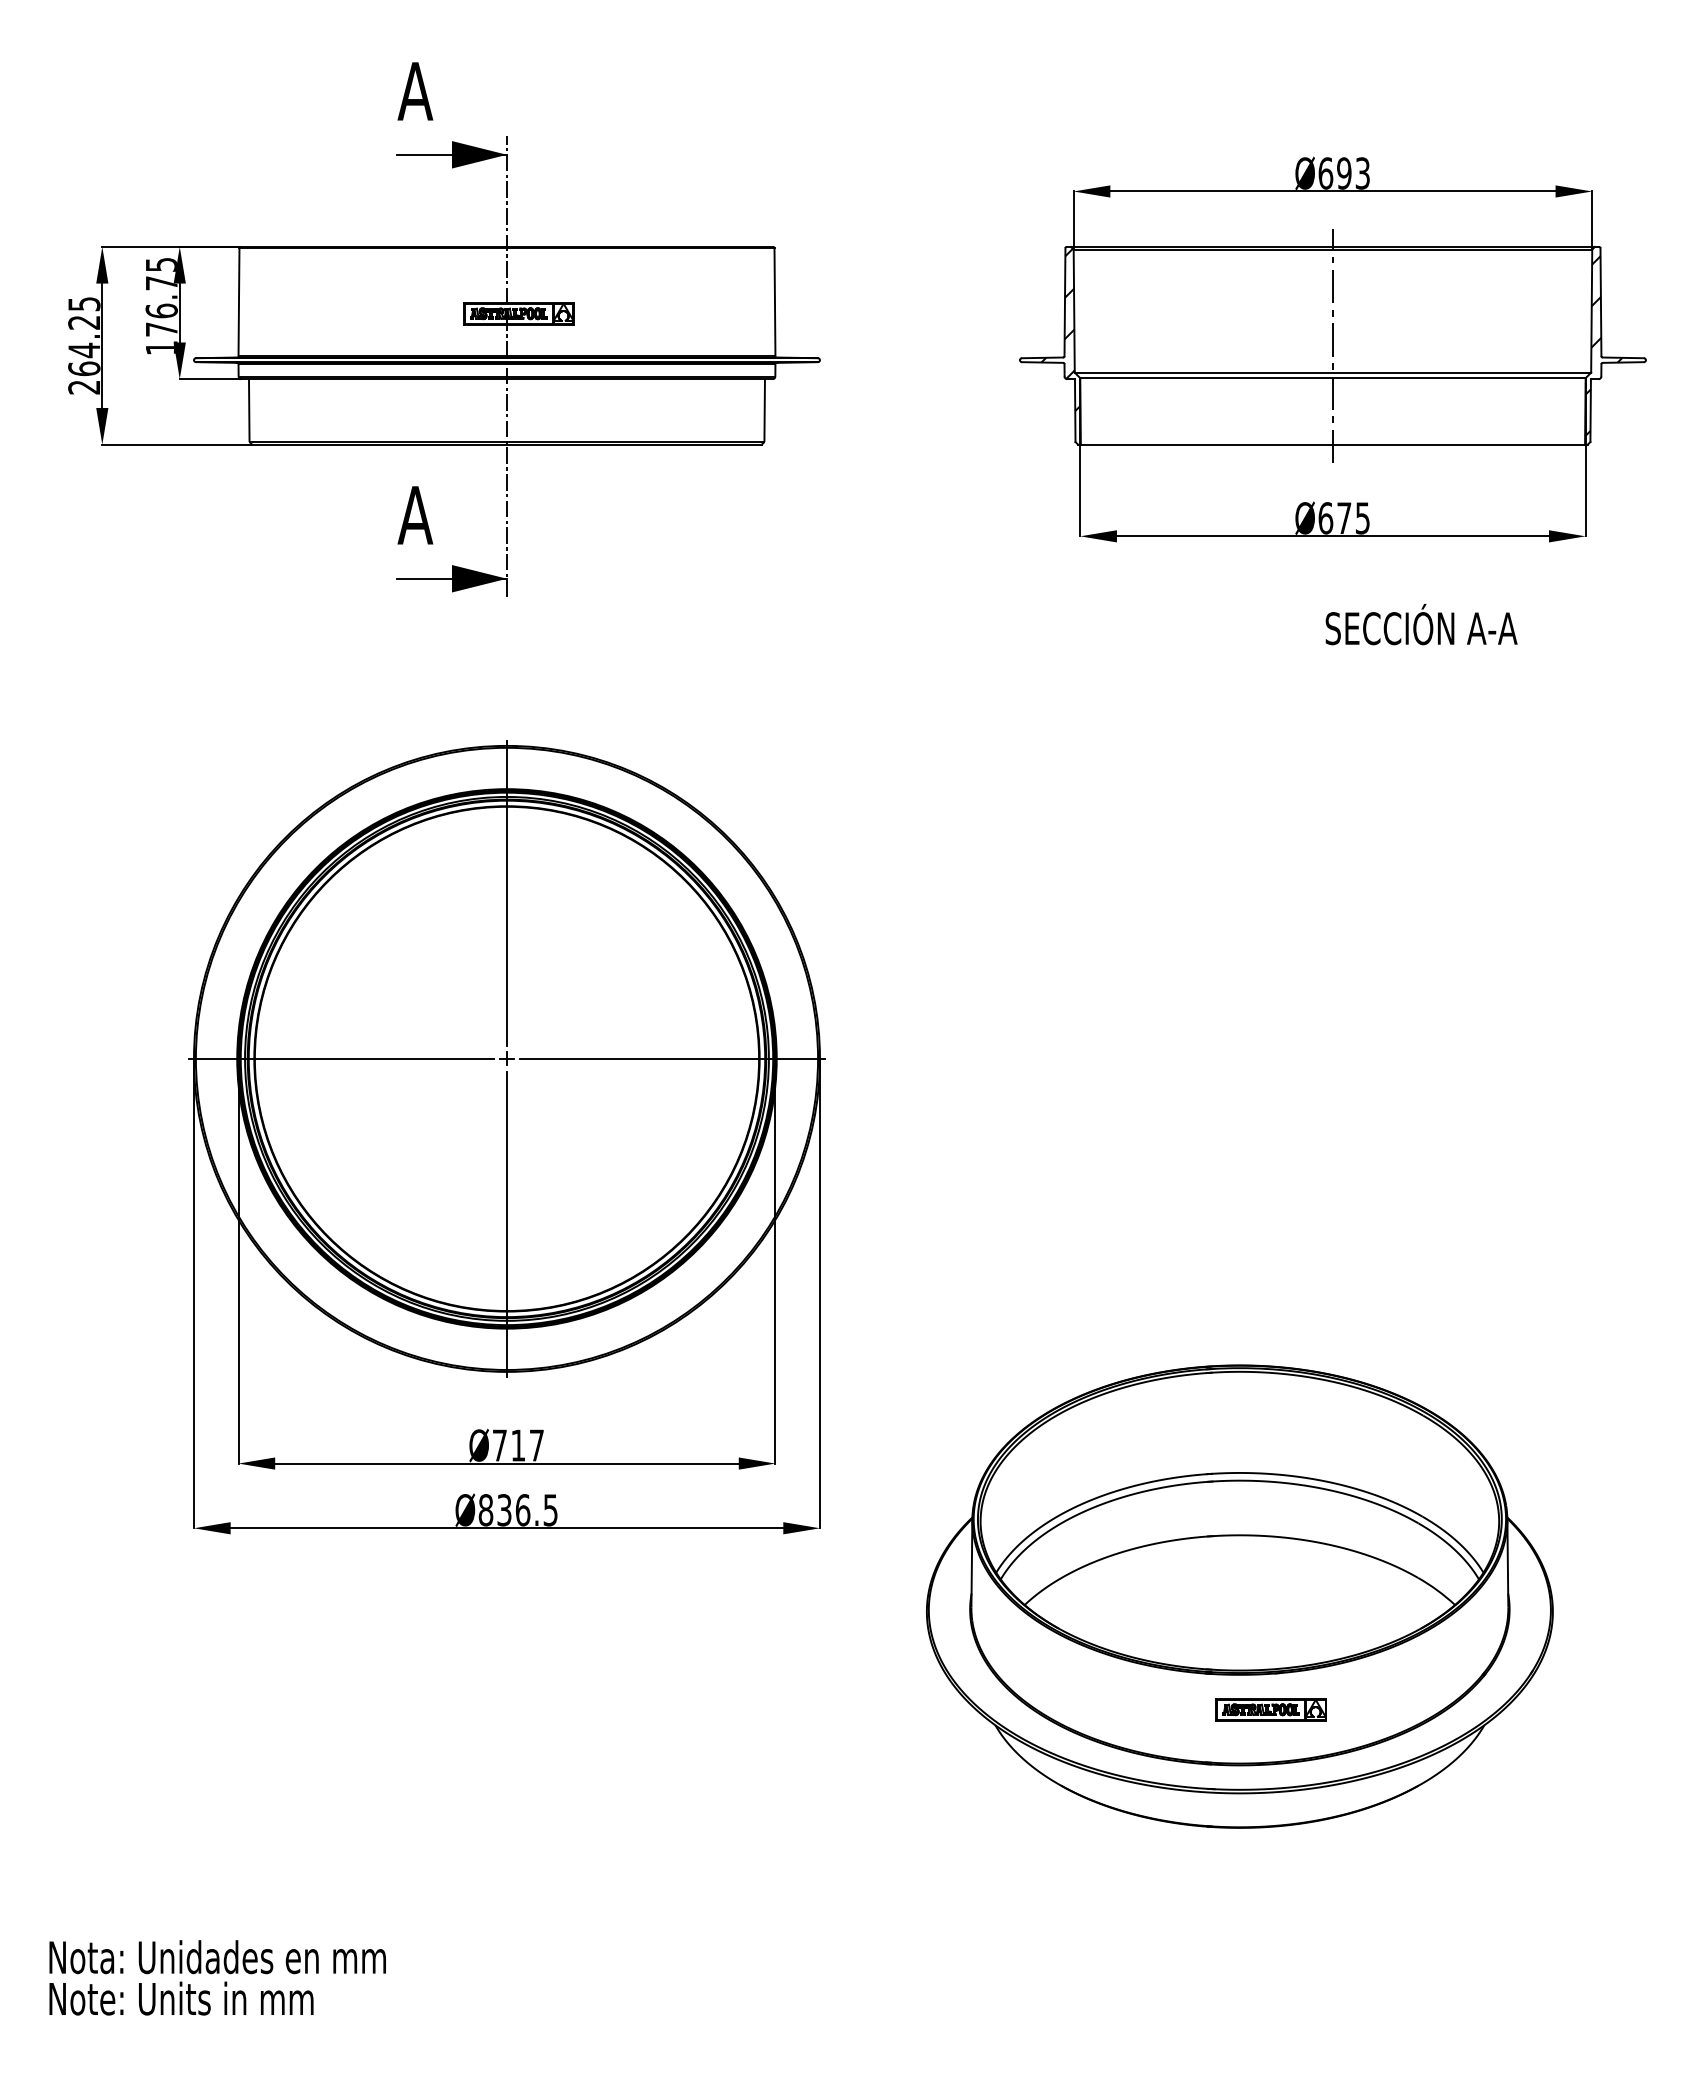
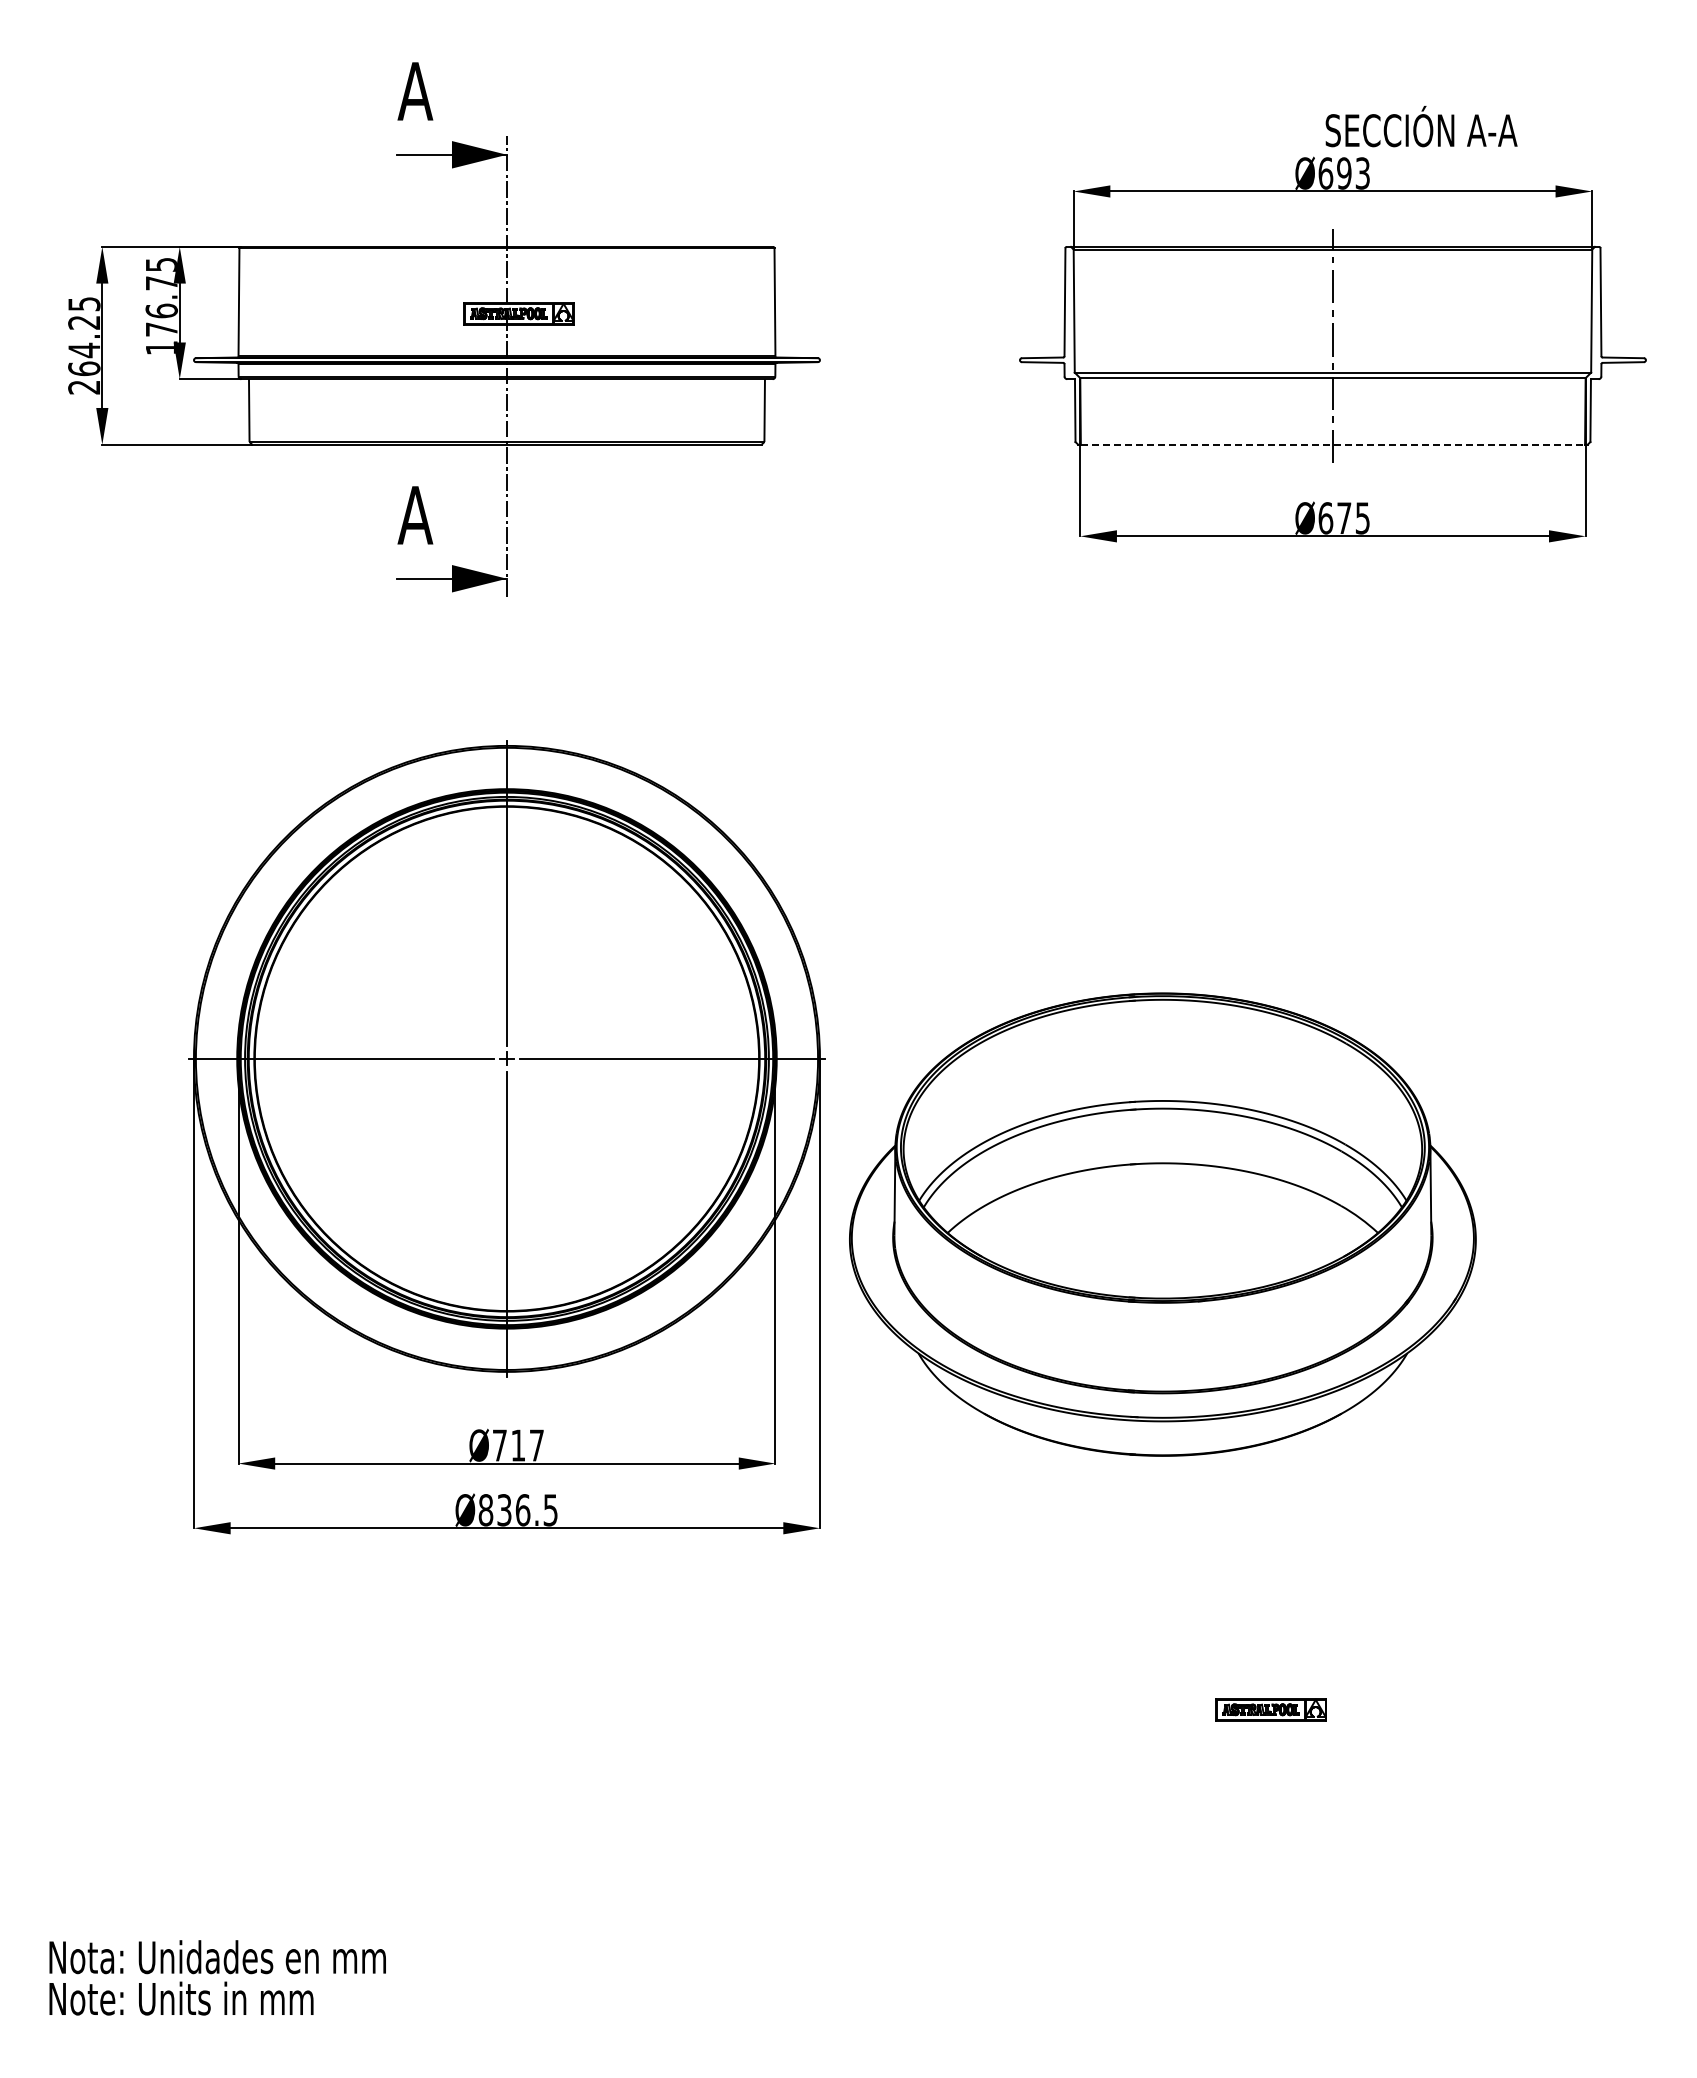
hatch: present -> none (1060, 329)
hatch: present -> none (1603, 346)
line: solid -> dashed (1333, 444)
text position: (1421, 624) -> (1421, 126) (1421, 126)
part position: (1239, 1596) -> (1162, 1224) (1162, 1224)
